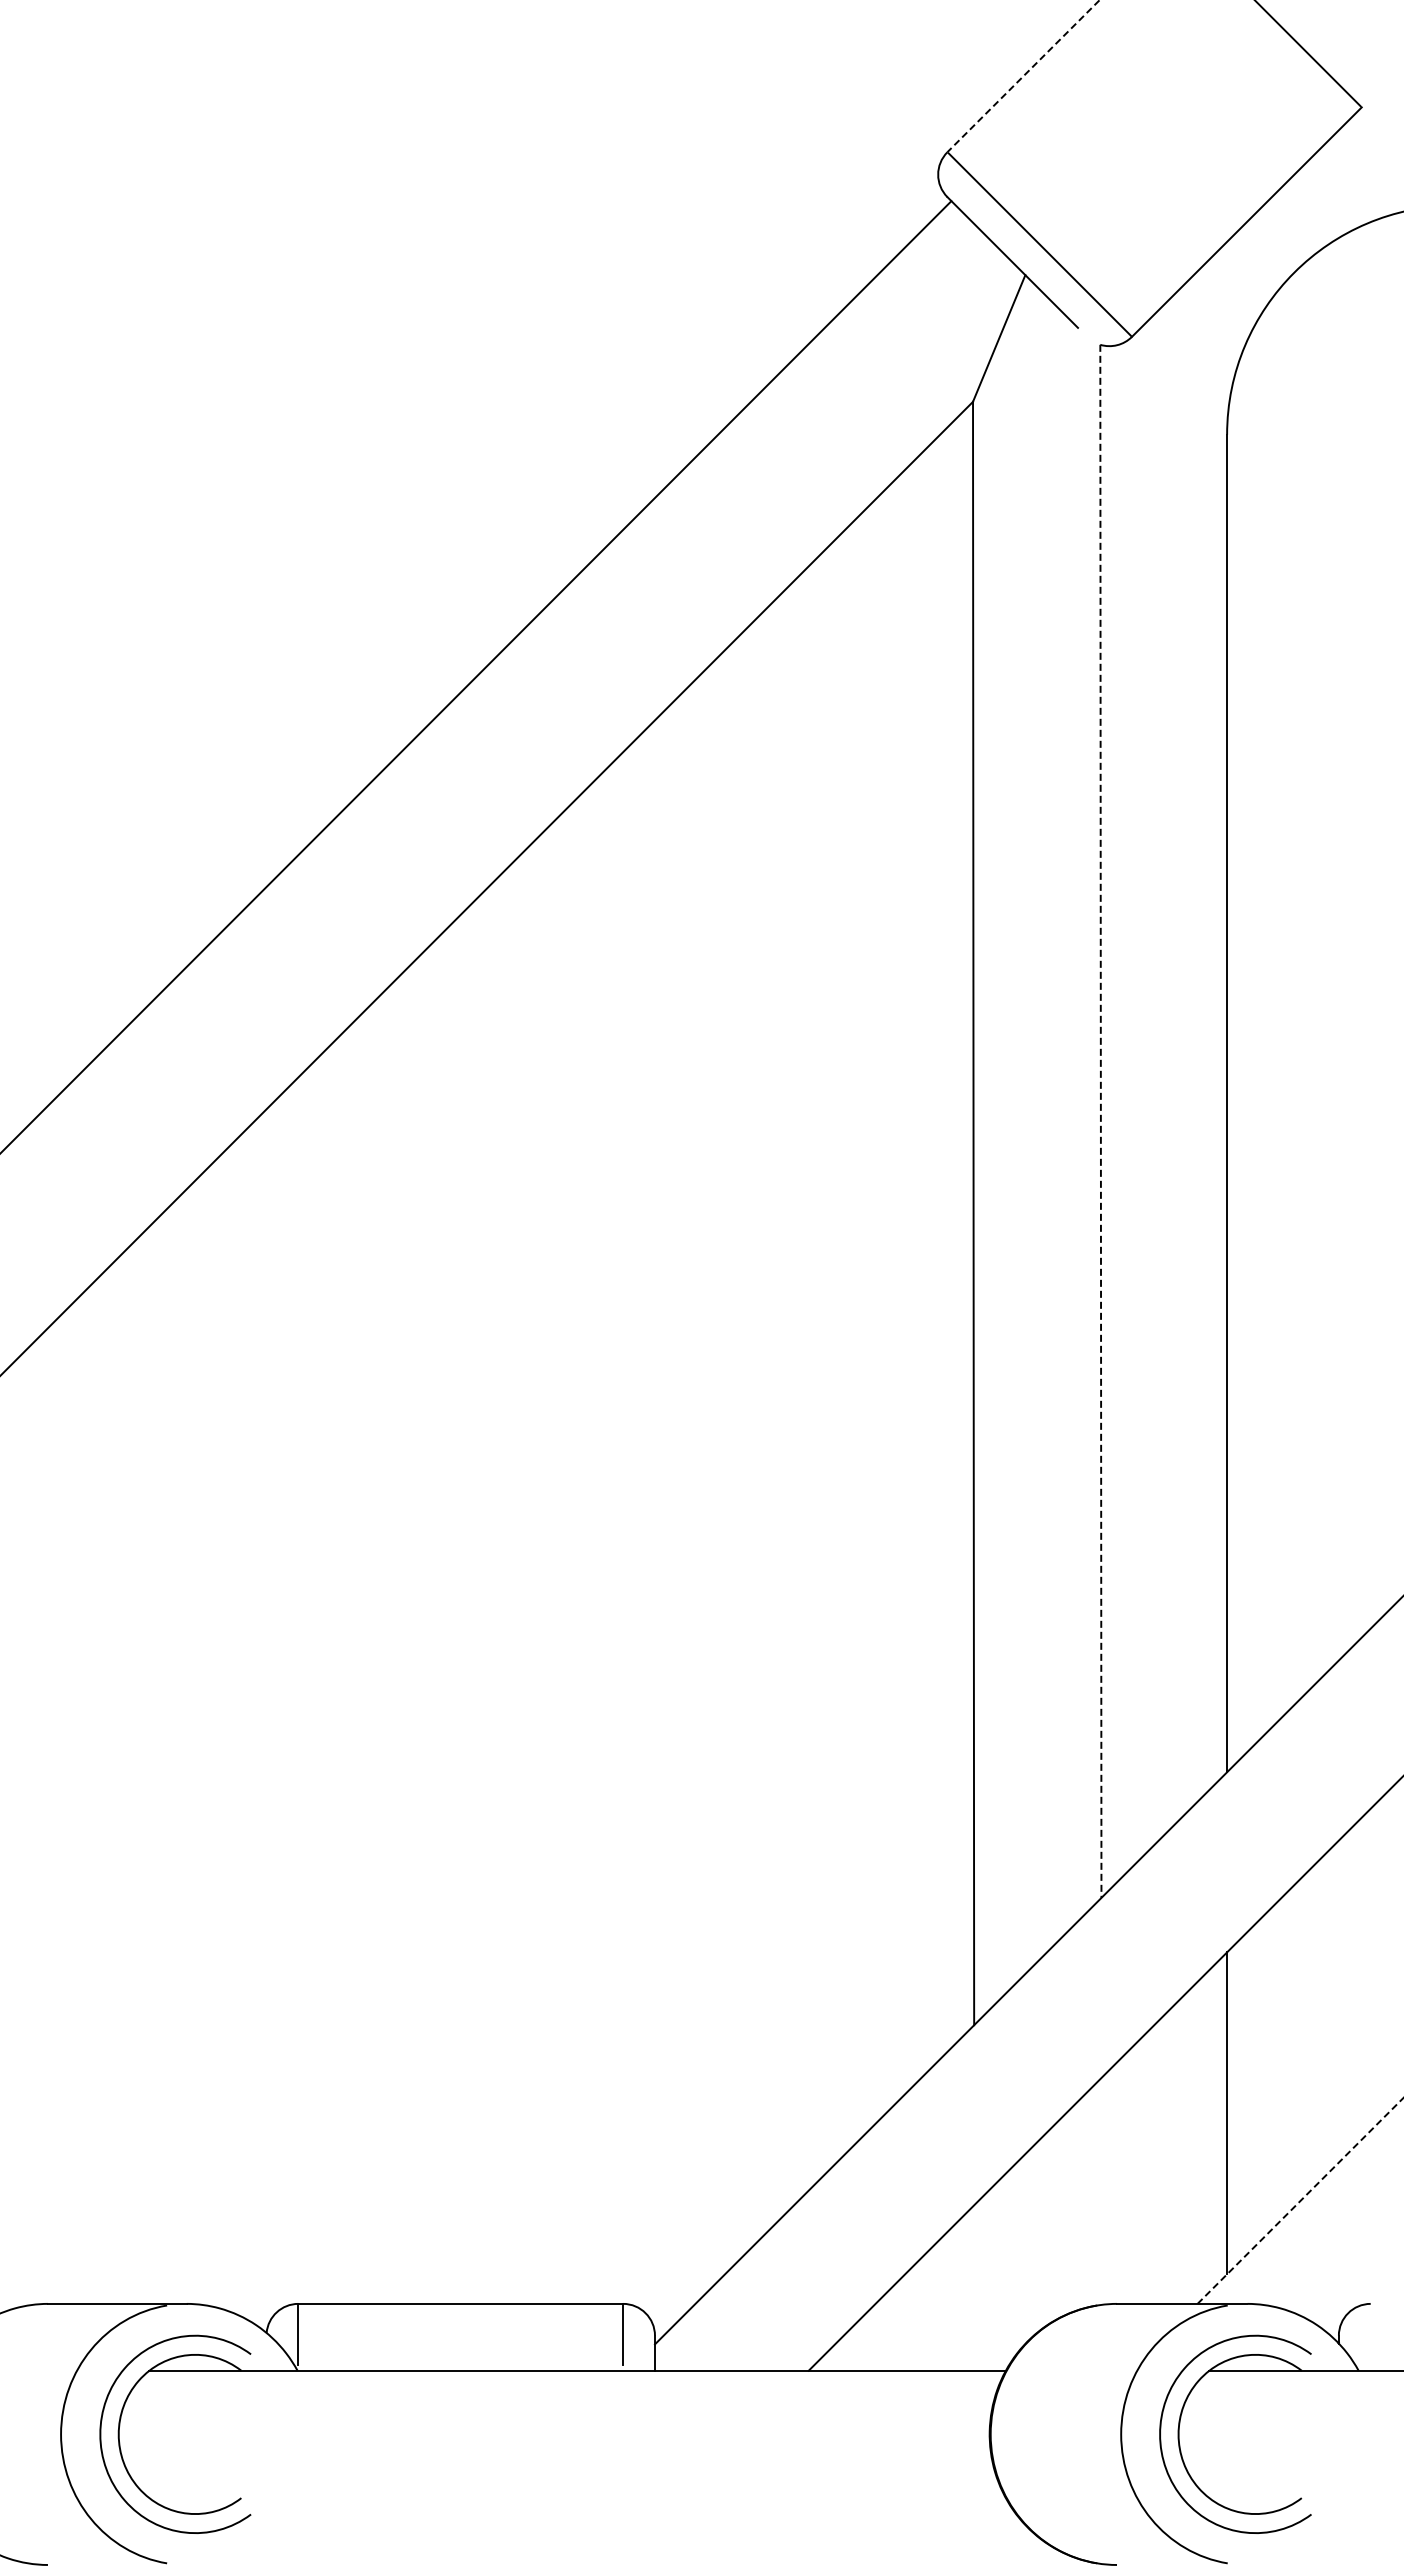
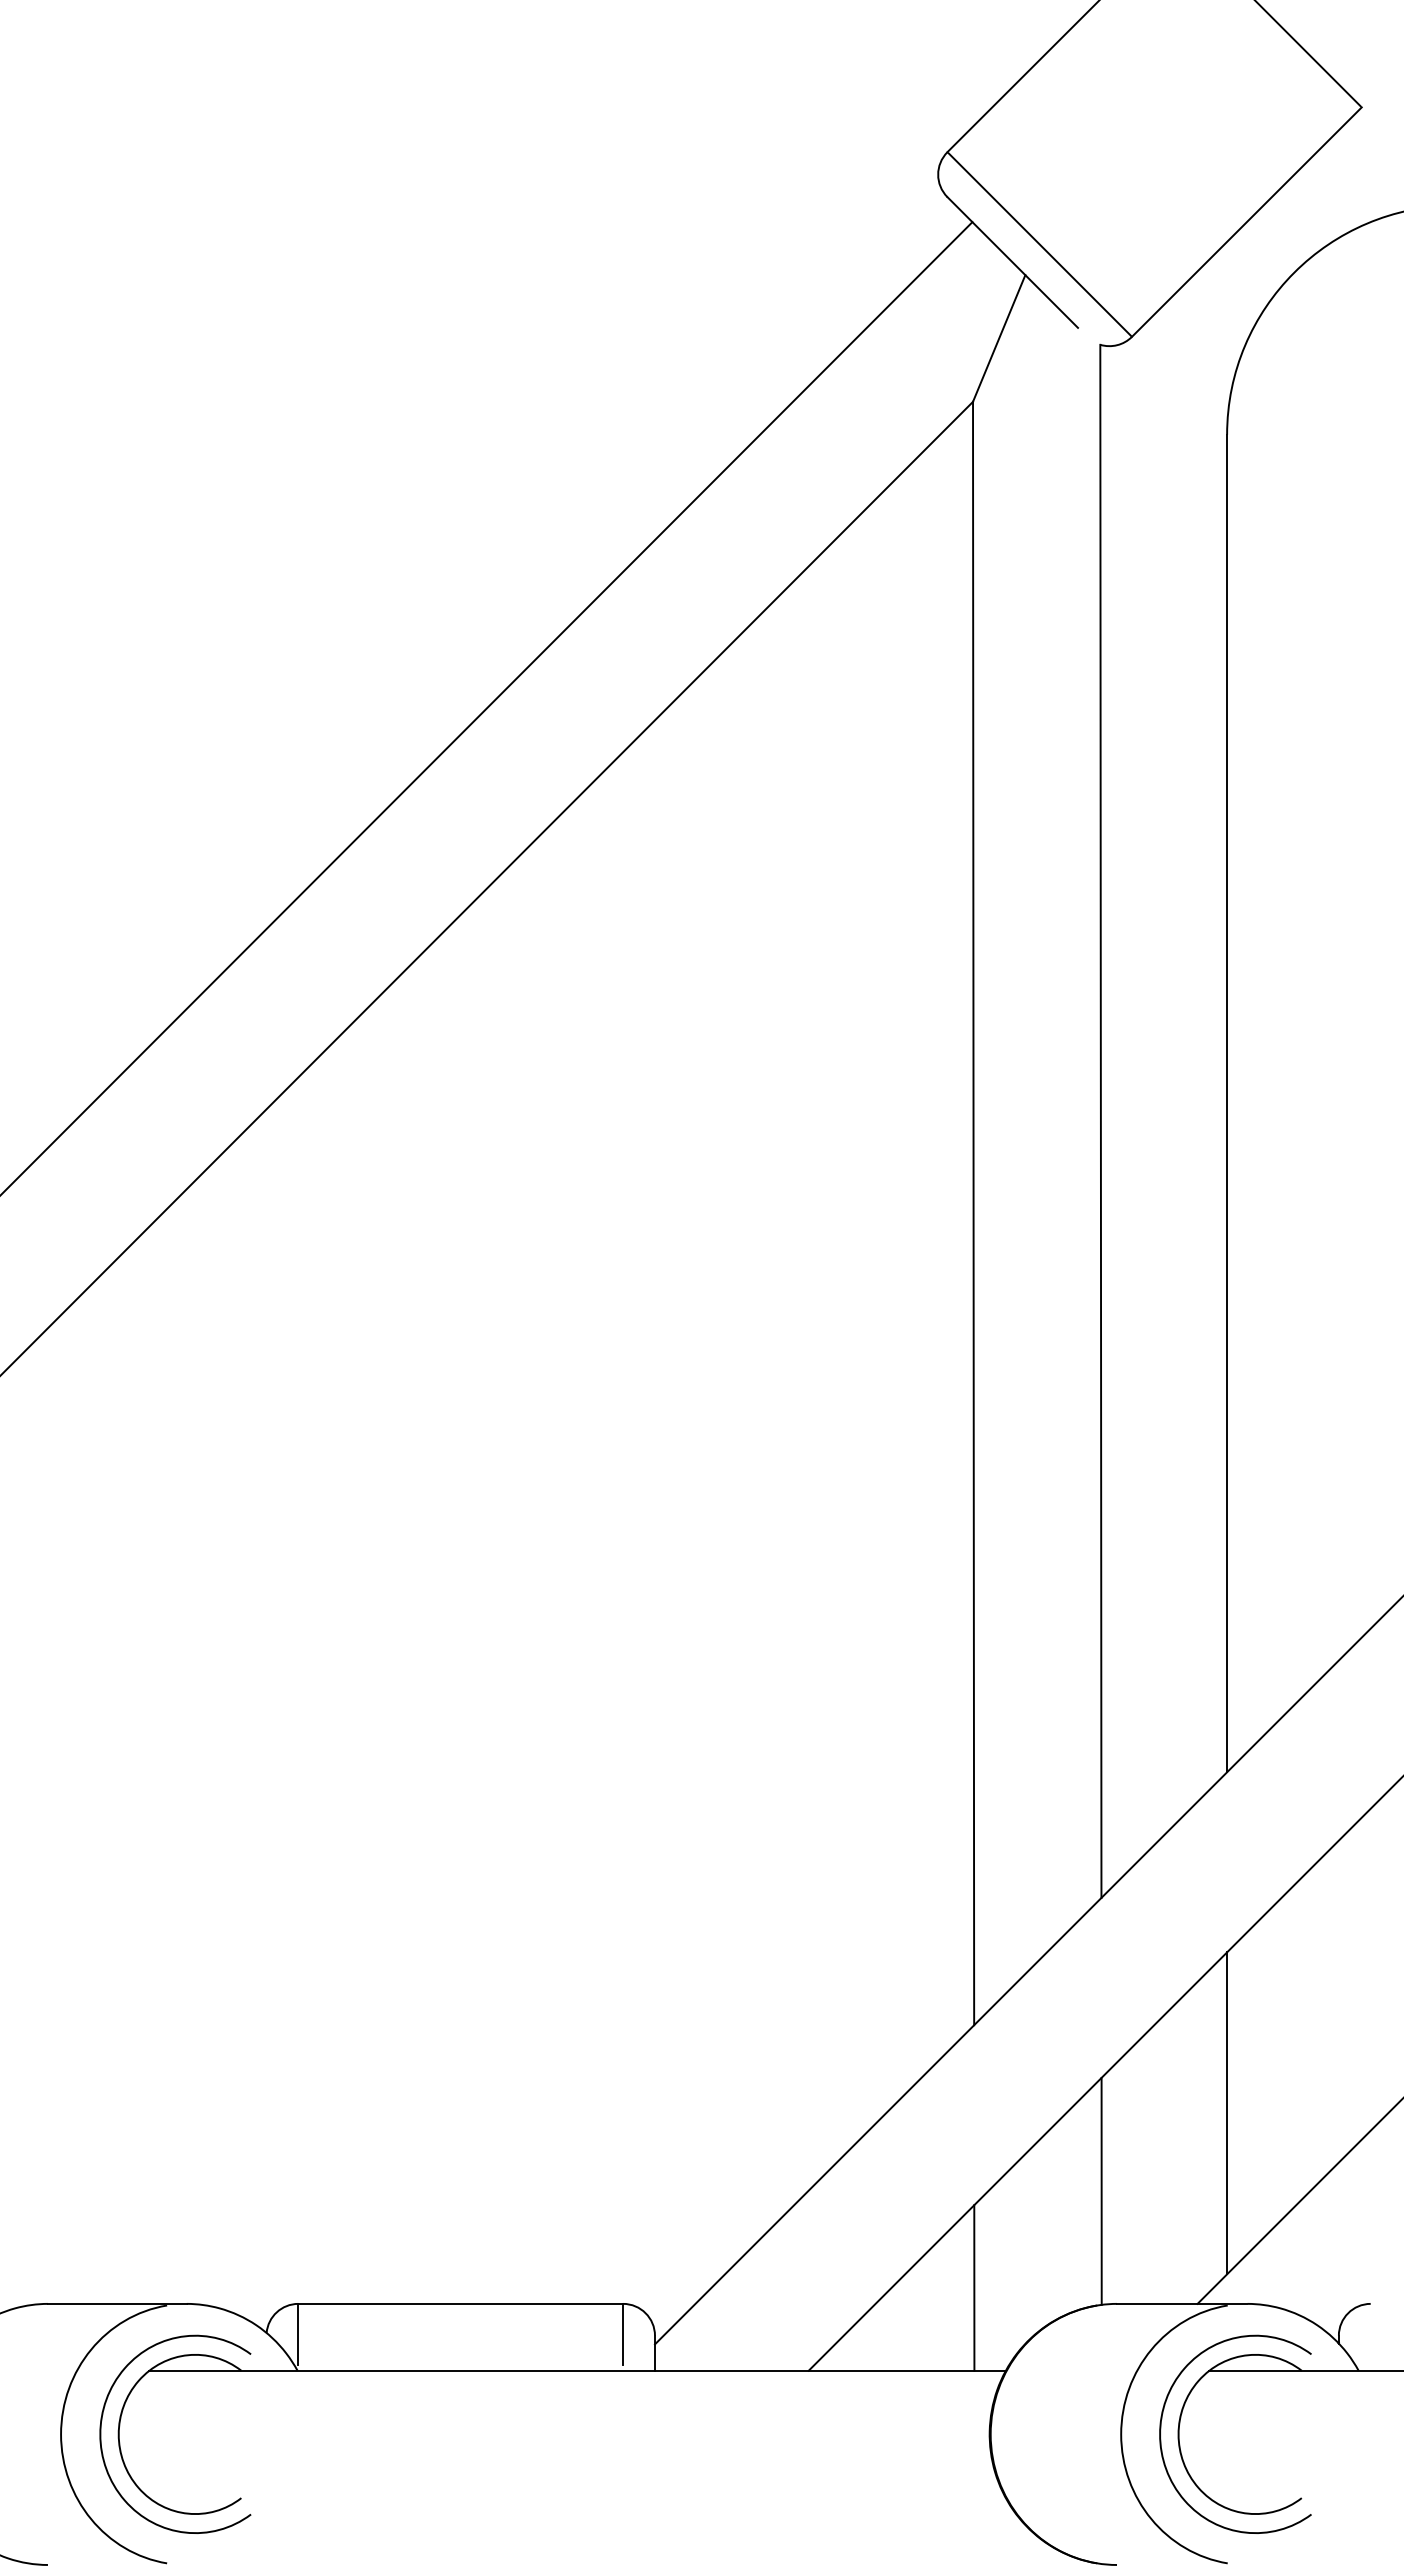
line: dashed -> solid (1023, 76)
line position: (476, 676) -> (487, 707) (487, 707)
line: dashed -> solid (1100, 1121)
line: none -> present (1101, 2190)
line: dashed -> solid (1300, 2200)
line: none -> present (974, 2287)
